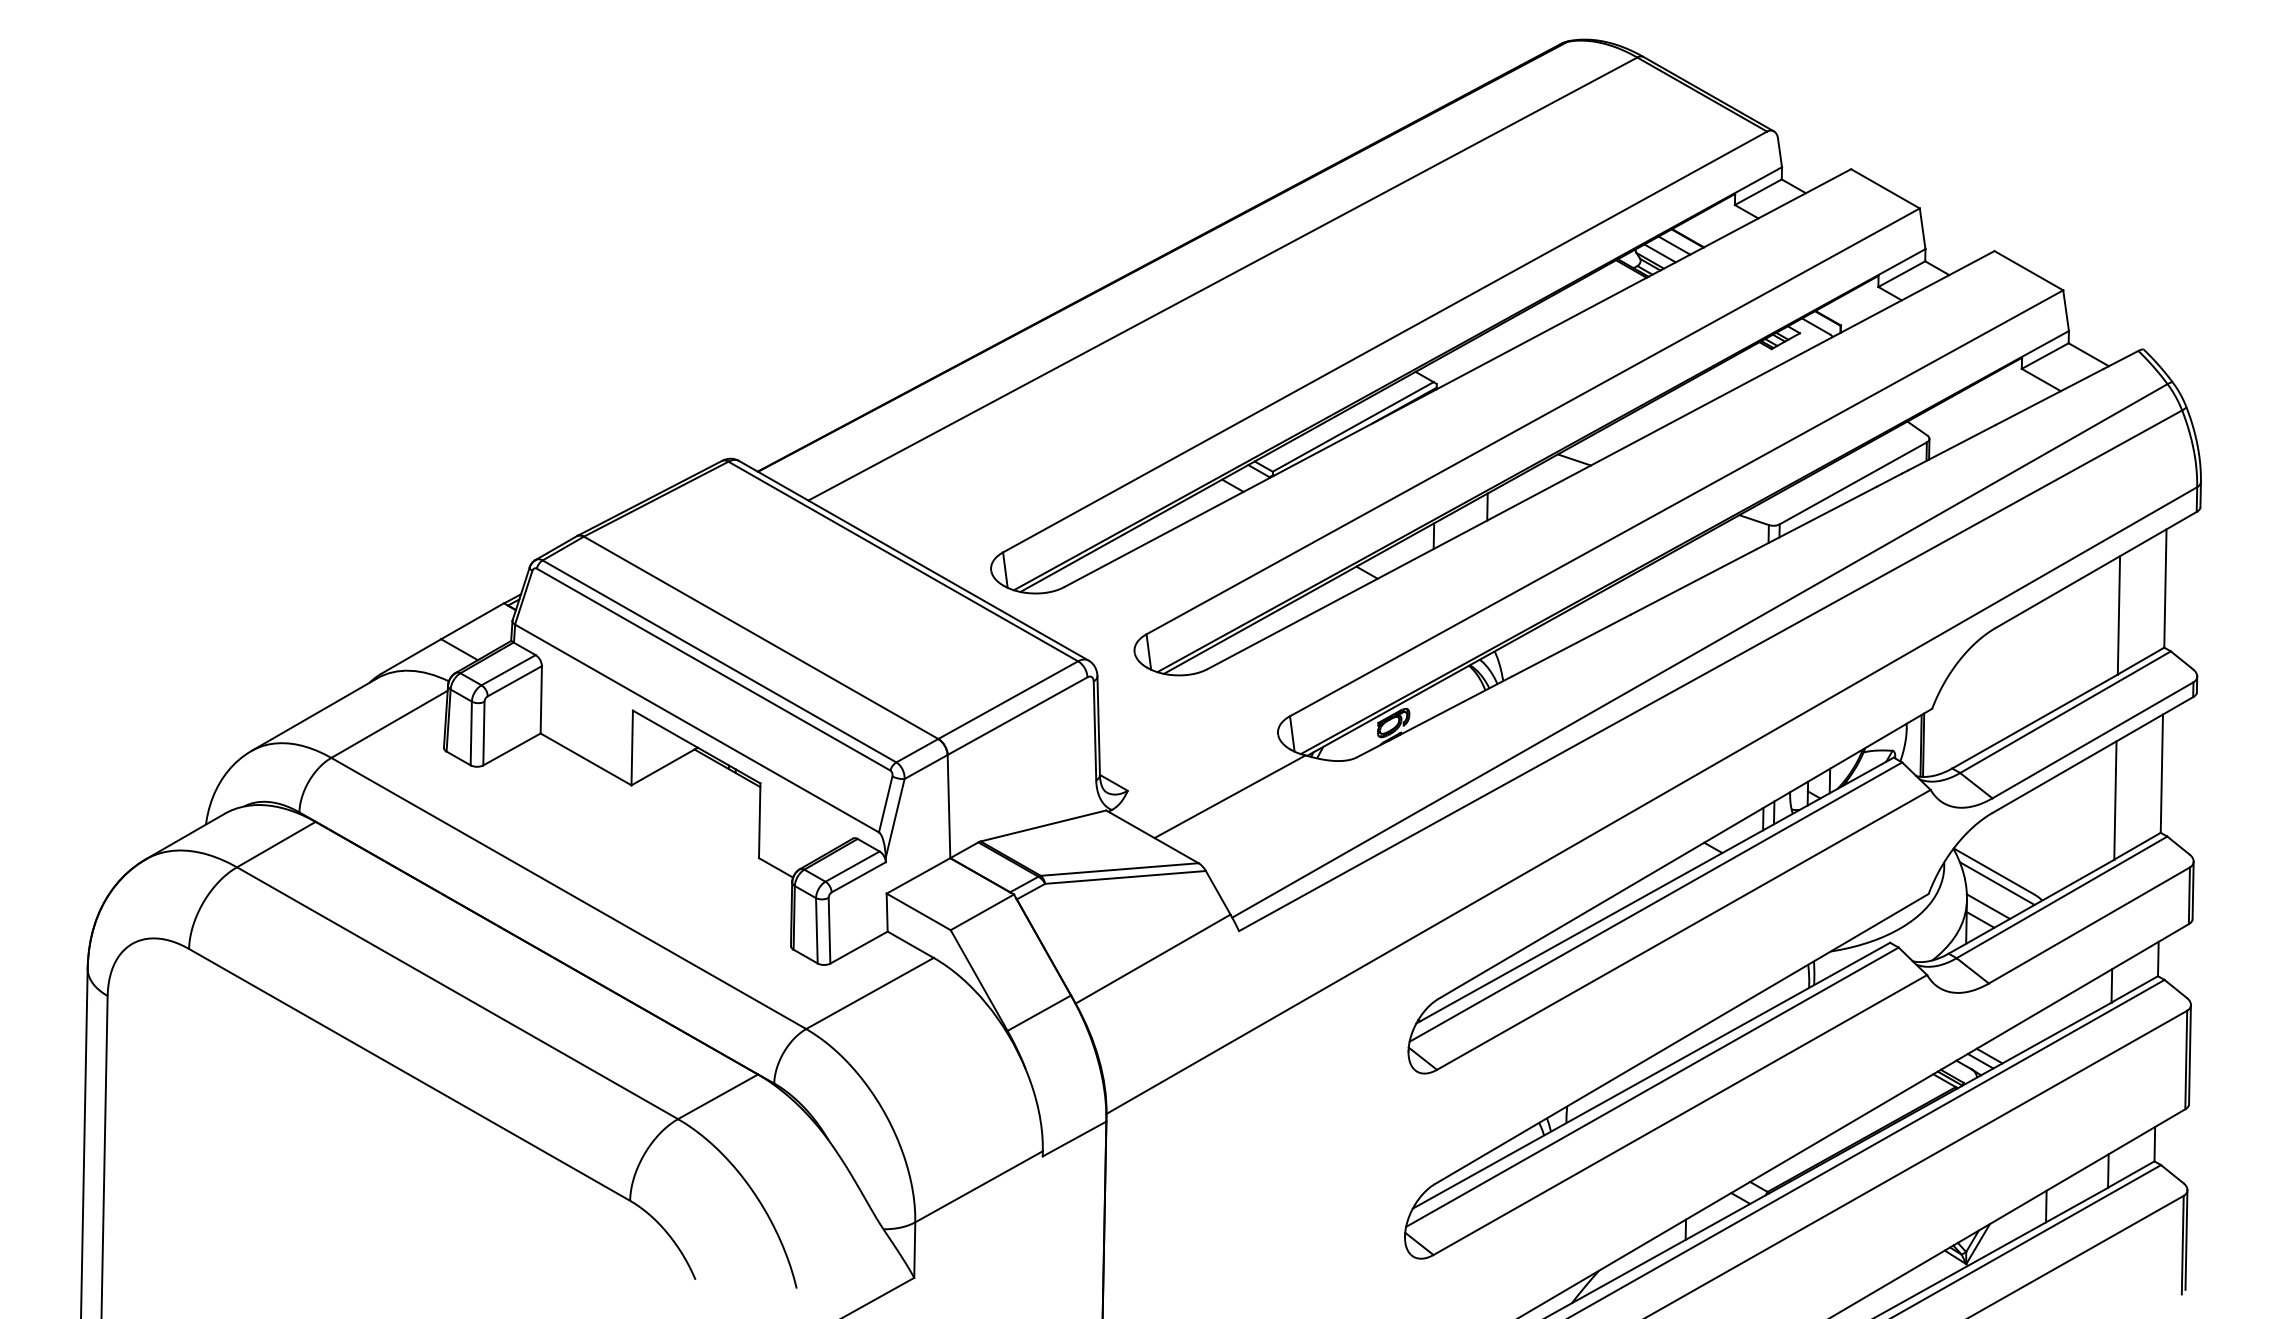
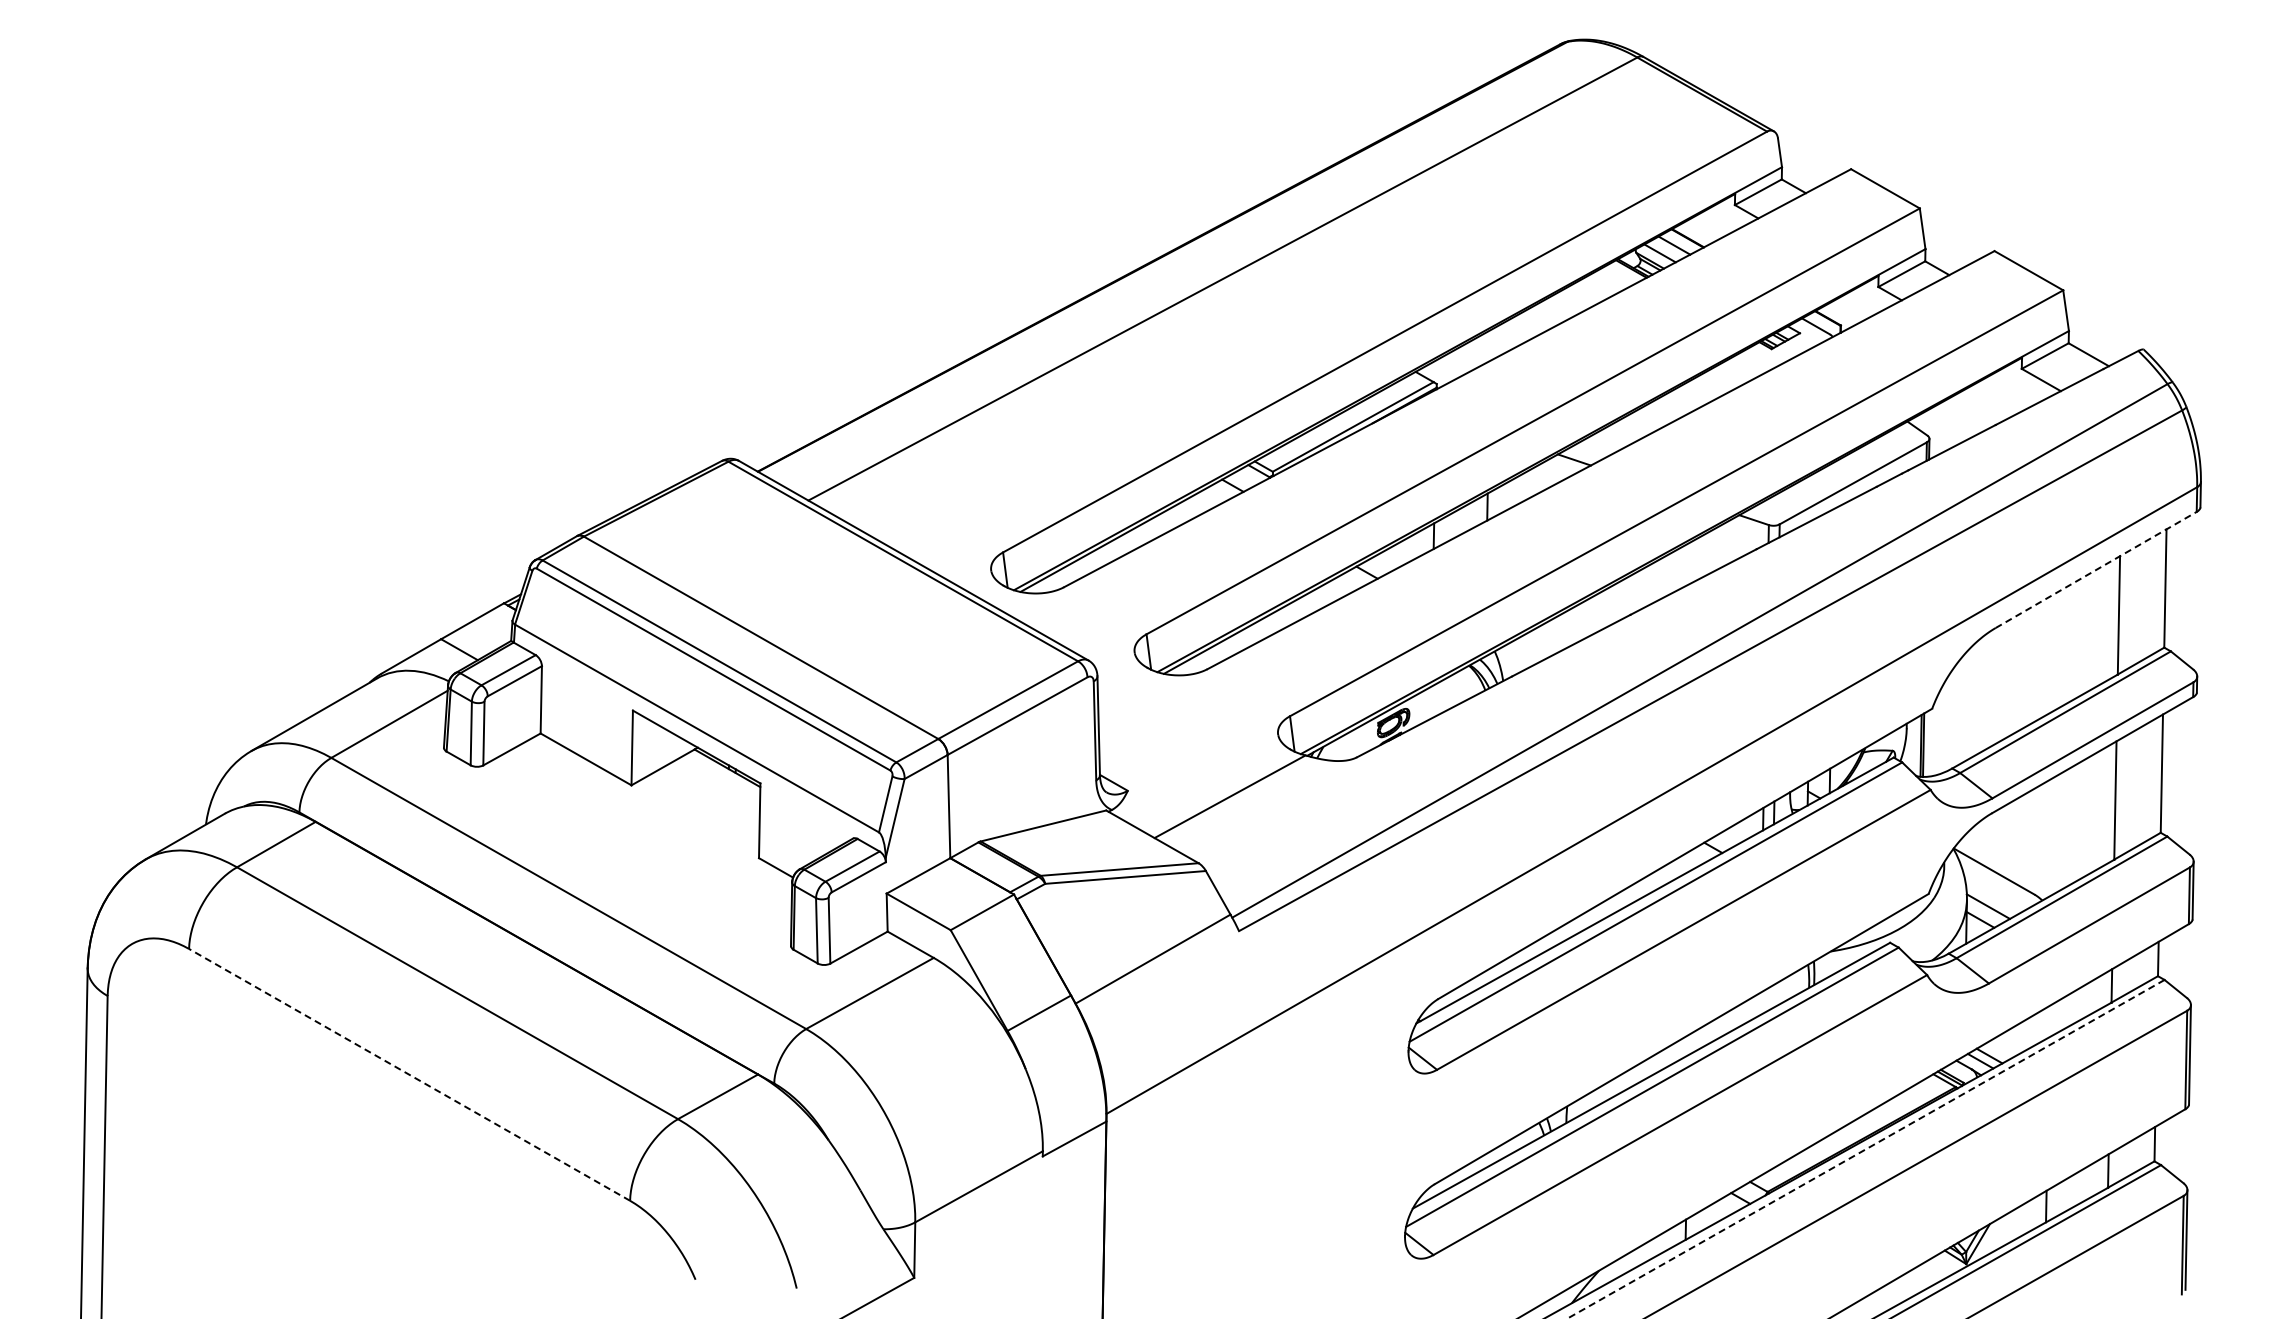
line: solid -> dashed (2096, 569)
line: present -> none (1996, 883)
line: solid -> dashed (409, 1074)
line: solid -> dashed (1865, 1149)
